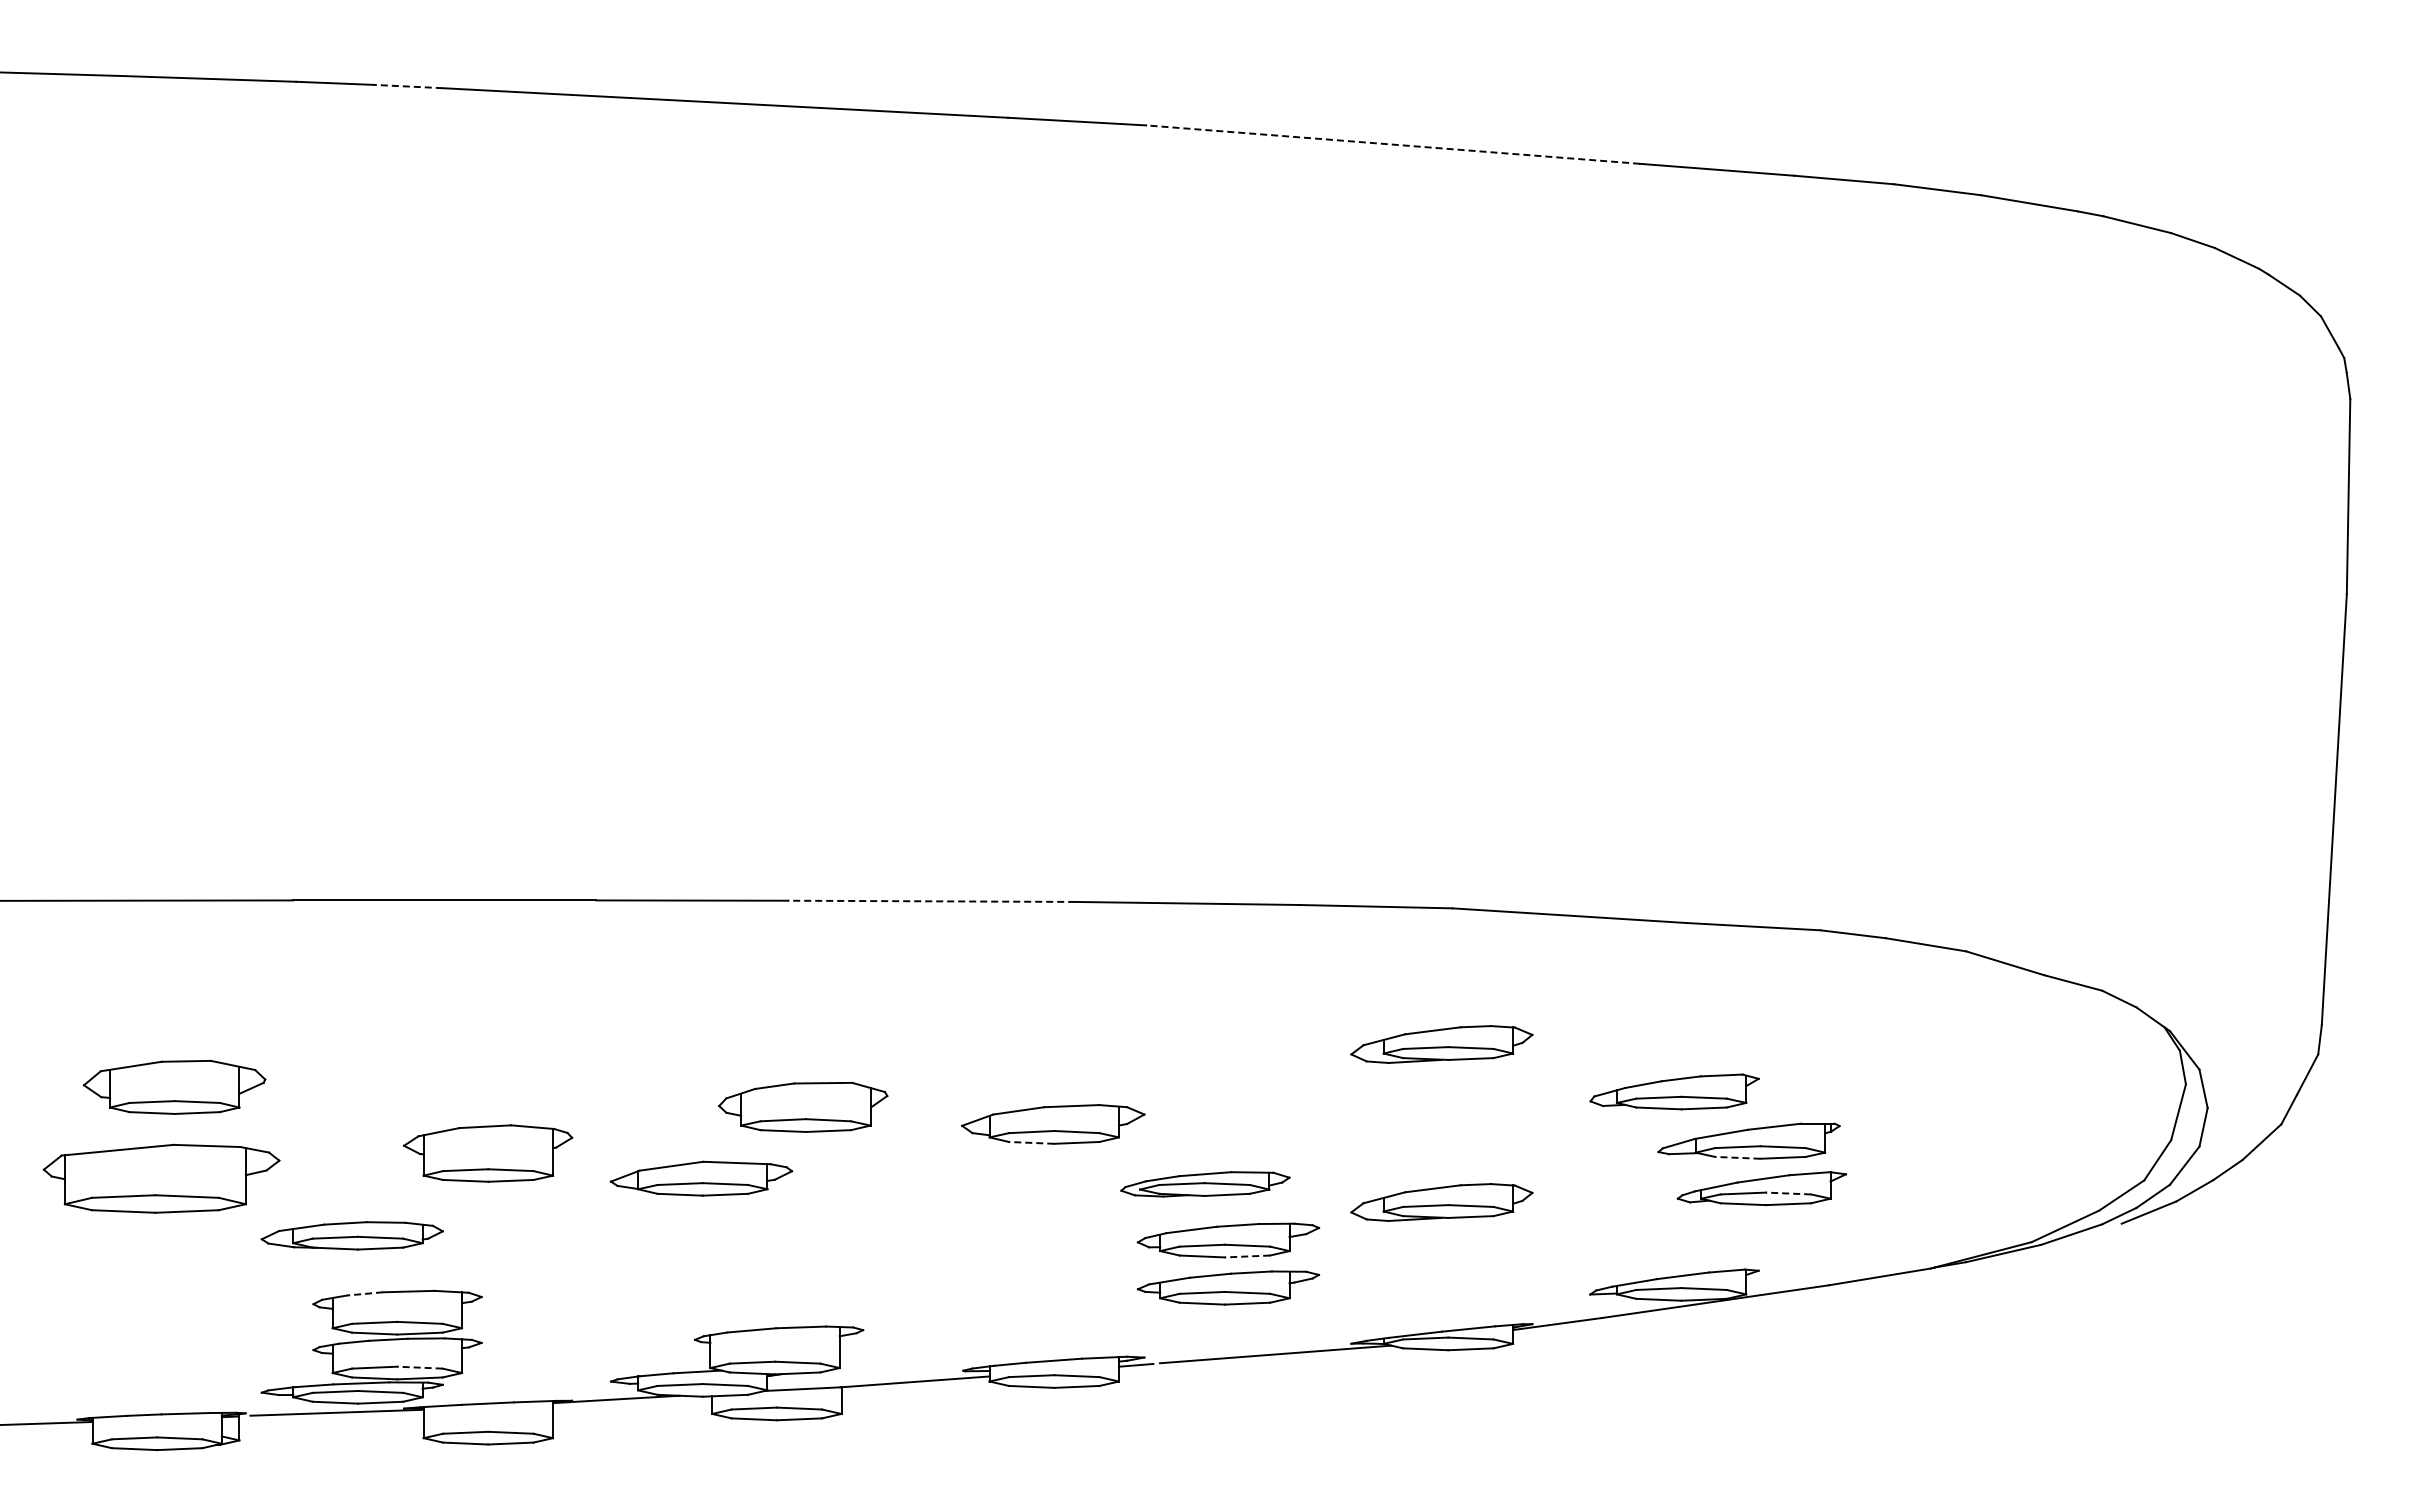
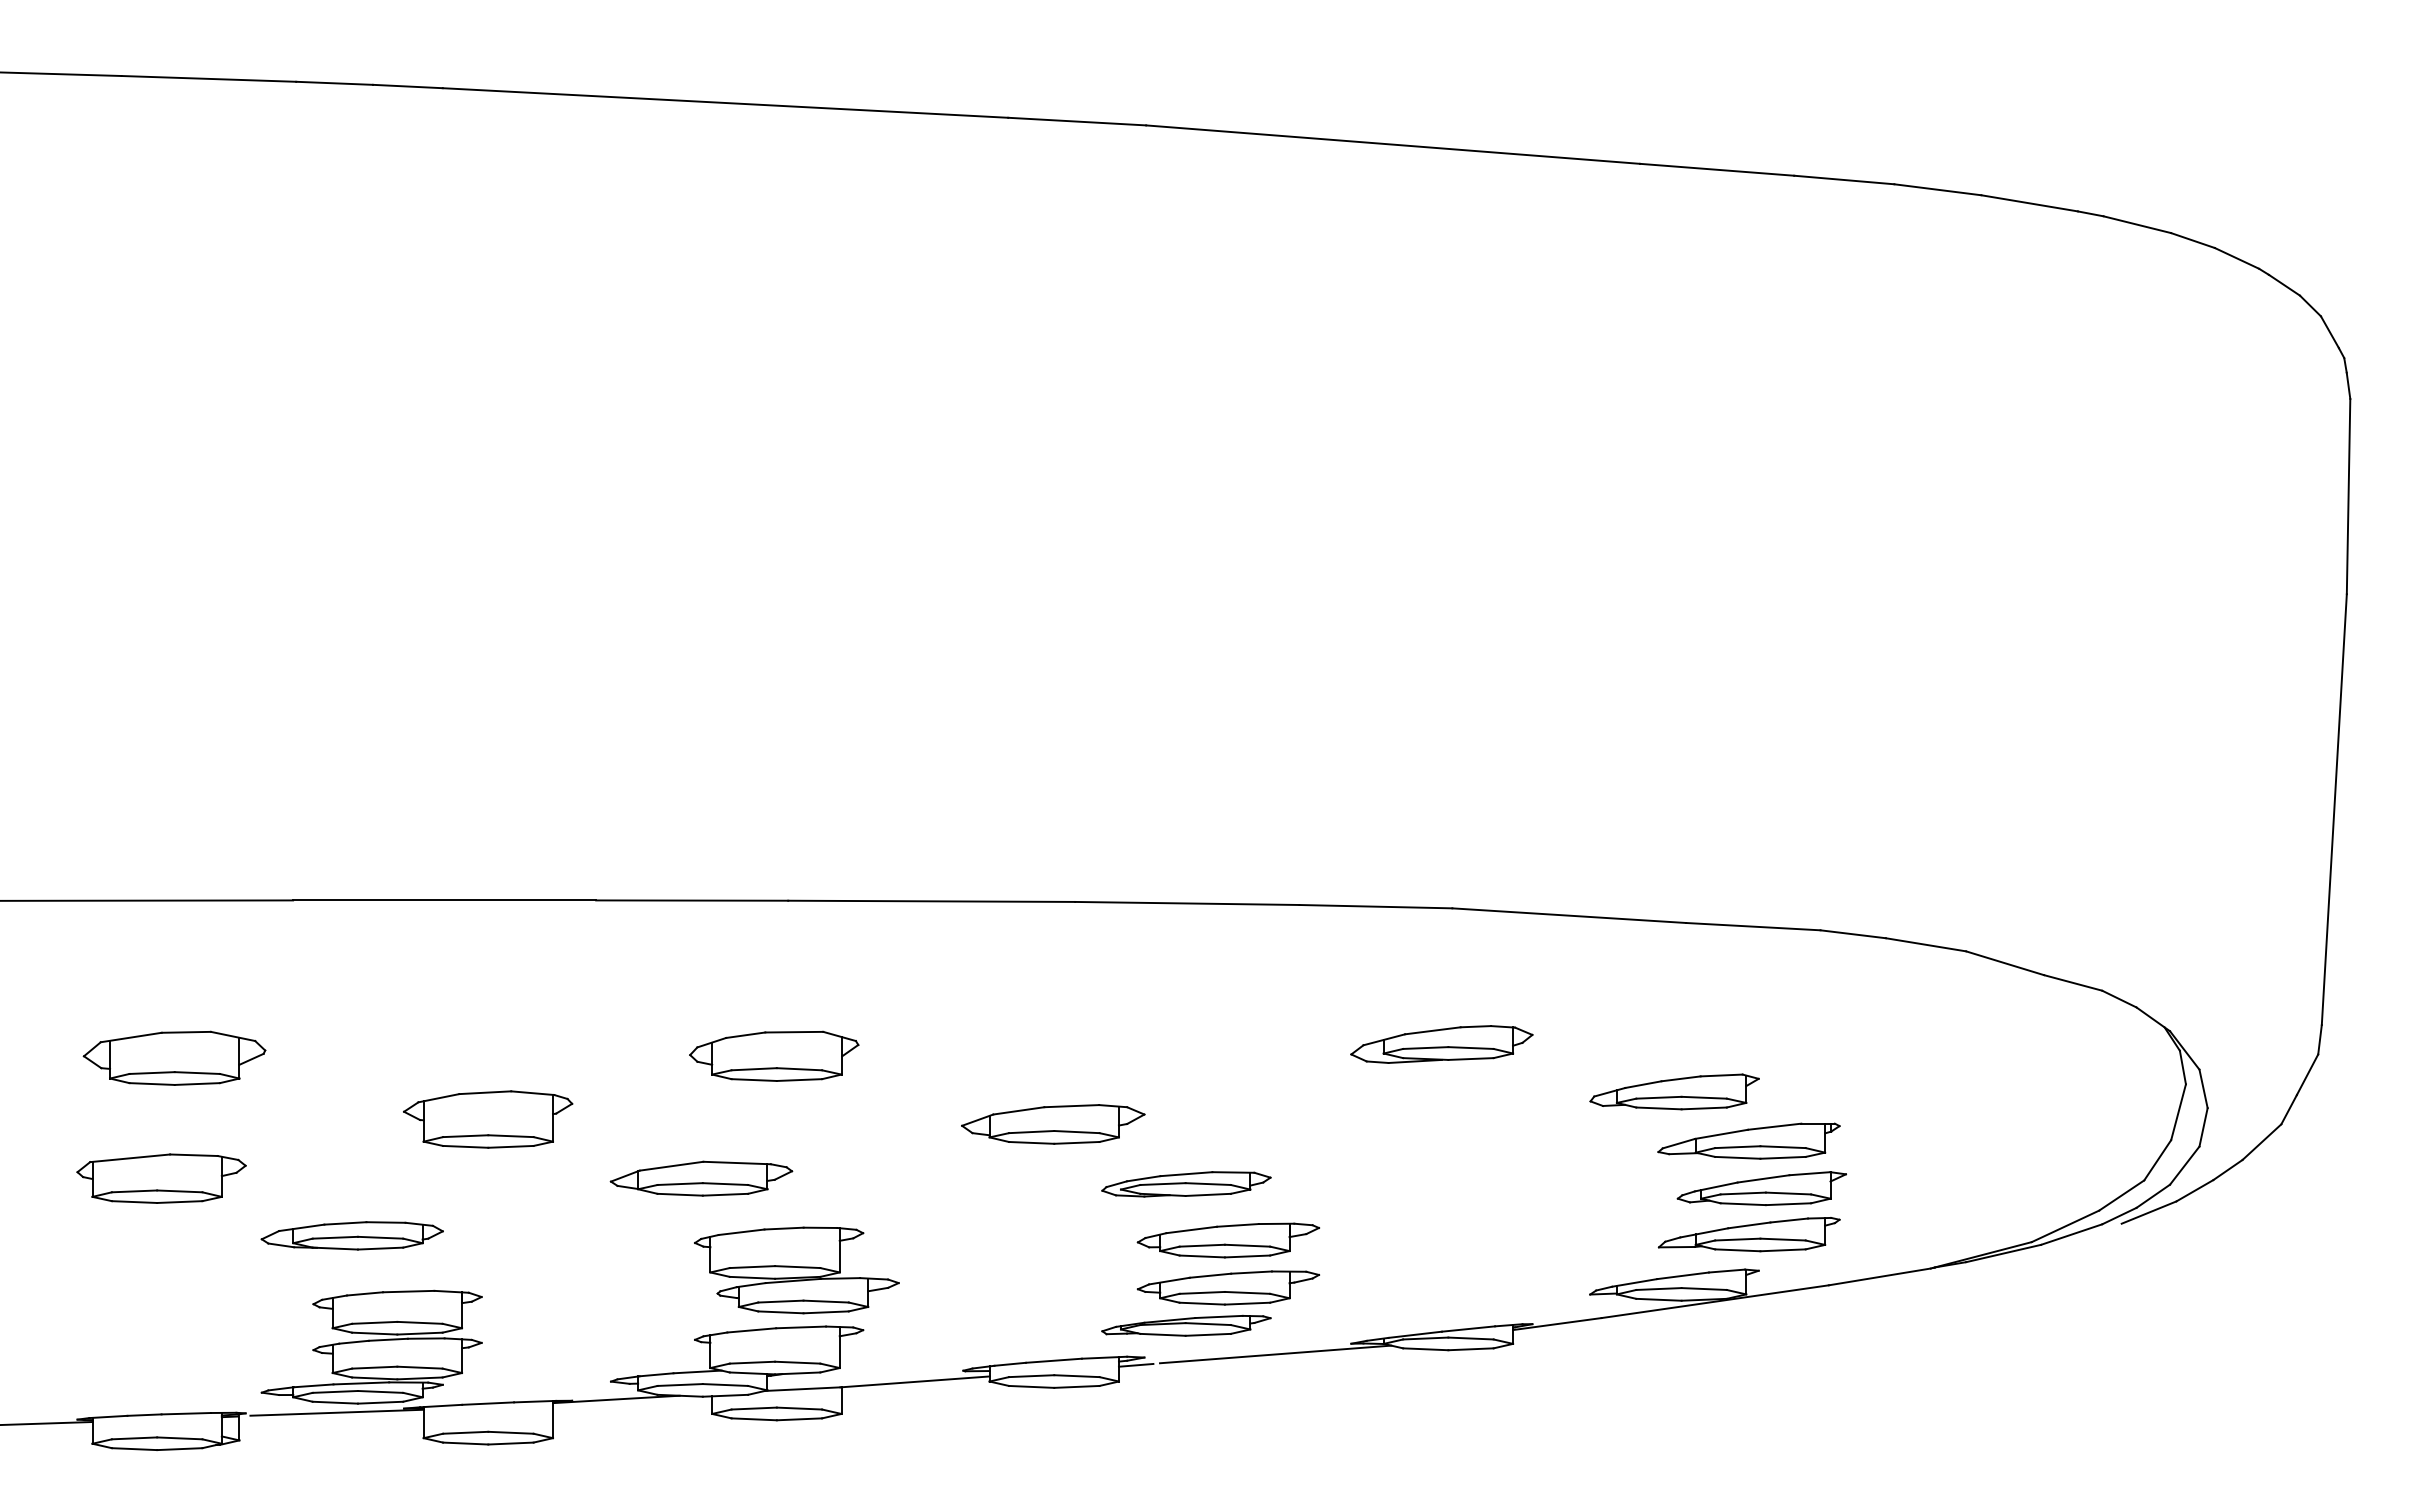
line: dashed -> solid (407, 86)
line: dashed -> solid (1393, 144)
line: dashed -> solid (931, 901)
part position: (174, 1086) -> (174, 1057) (174, 1057)
part position: (803, 1106) -> (774, 1055) (774, 1055)
line: dashed -> solid (1031, 1142)
part position: (488, 1153) -> (488, 1119) (488, 1119)
line: dashed -> solid (1737, 1157)
part size: 239x71 px -> 171x51 px (161, 1178)
part position: (1205, 1184) -> (1186, 1184) (1186, 1184)
line: dashed -> solid (1788, 1193)
part: present -> none (1441, 1202)
part: none -> present (1748, 1234)
line: dashed -> solid (1247, 1256)
part: none -> present (796, 1270)
line: dashed -> solid (364, 1293)
part: none -> present (1186, 1325)
line: dashed -> solid (419, 1367)
